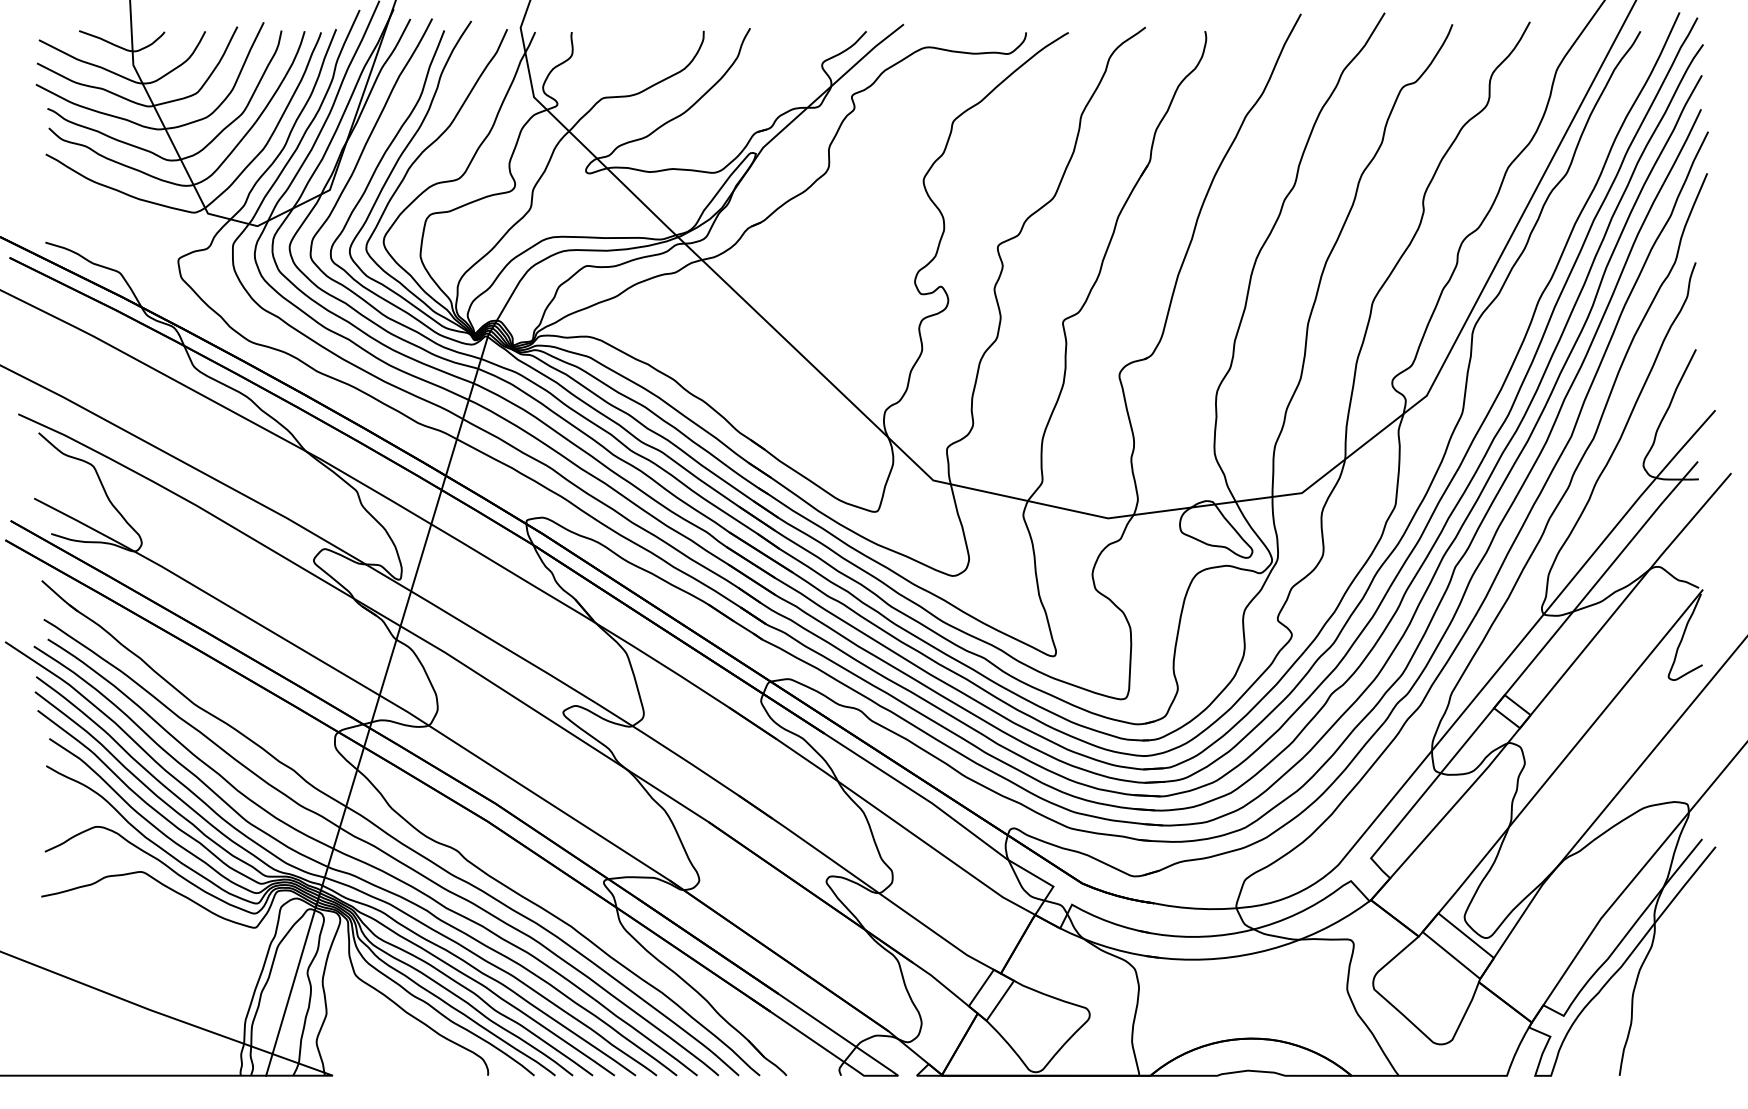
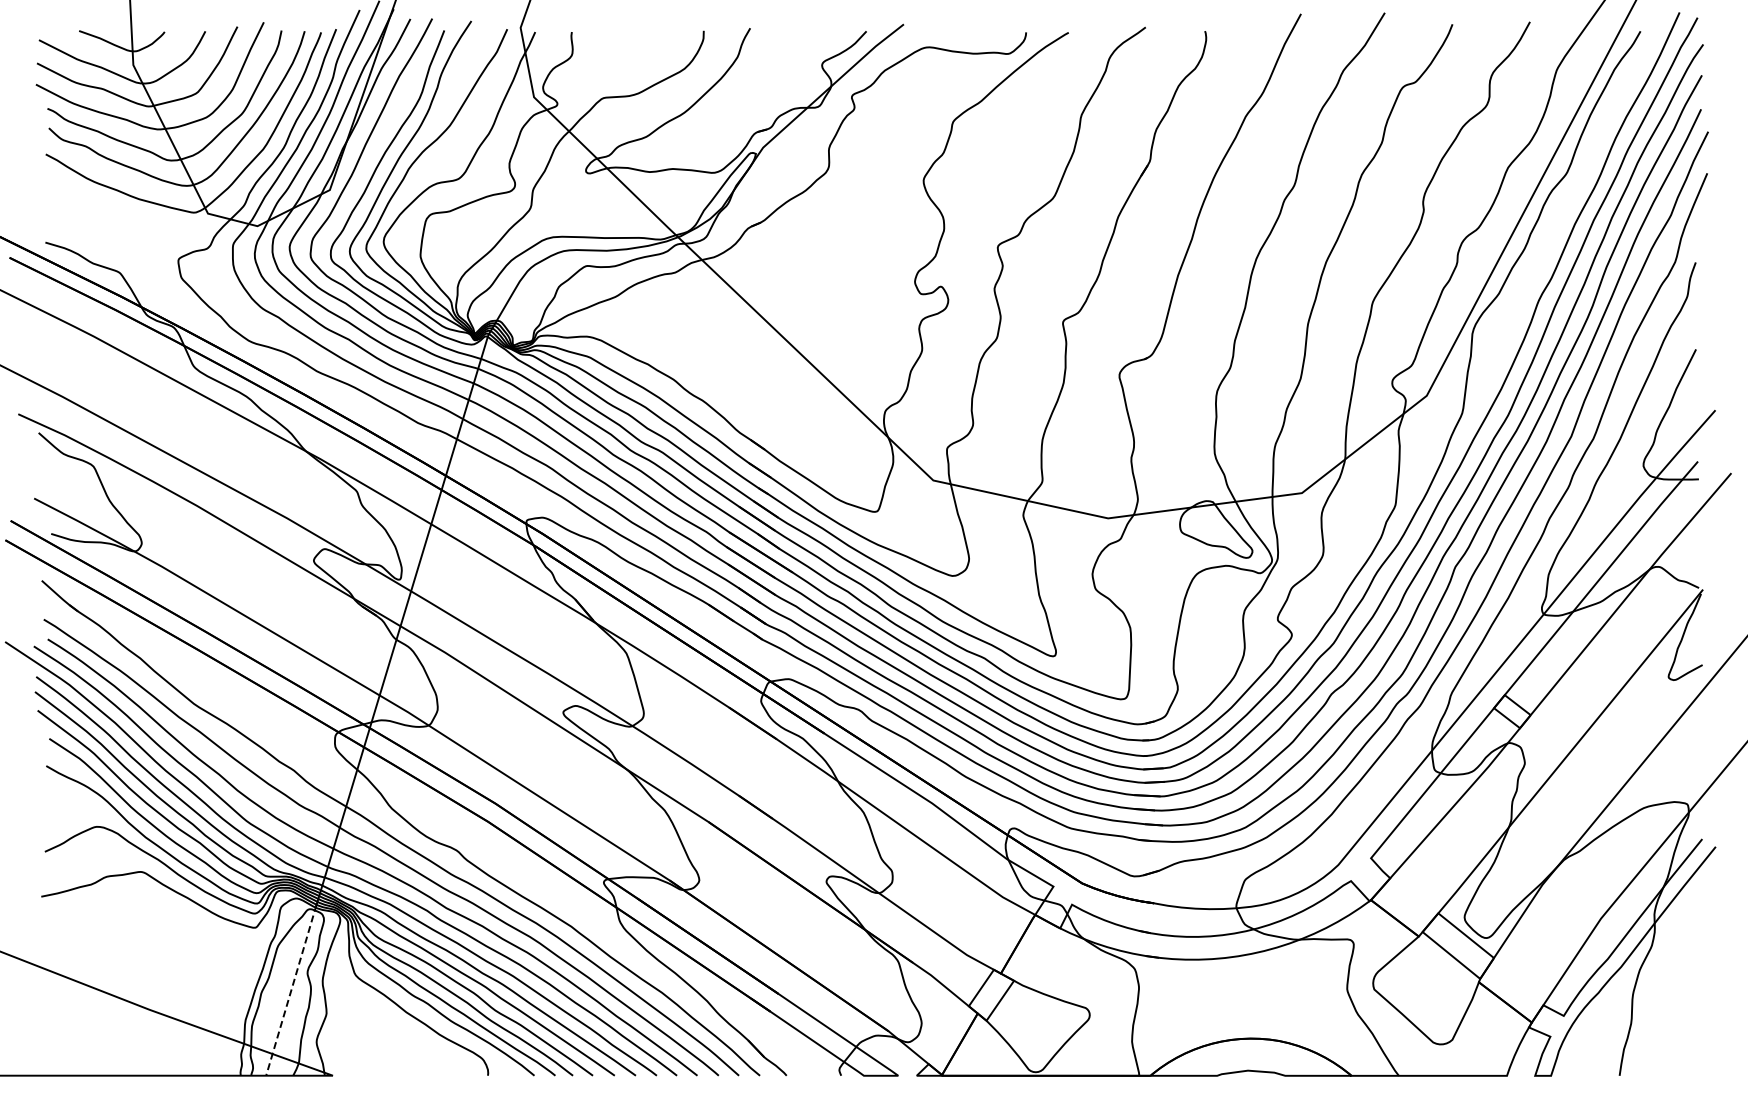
line: solid -> dashed (291, 990)
